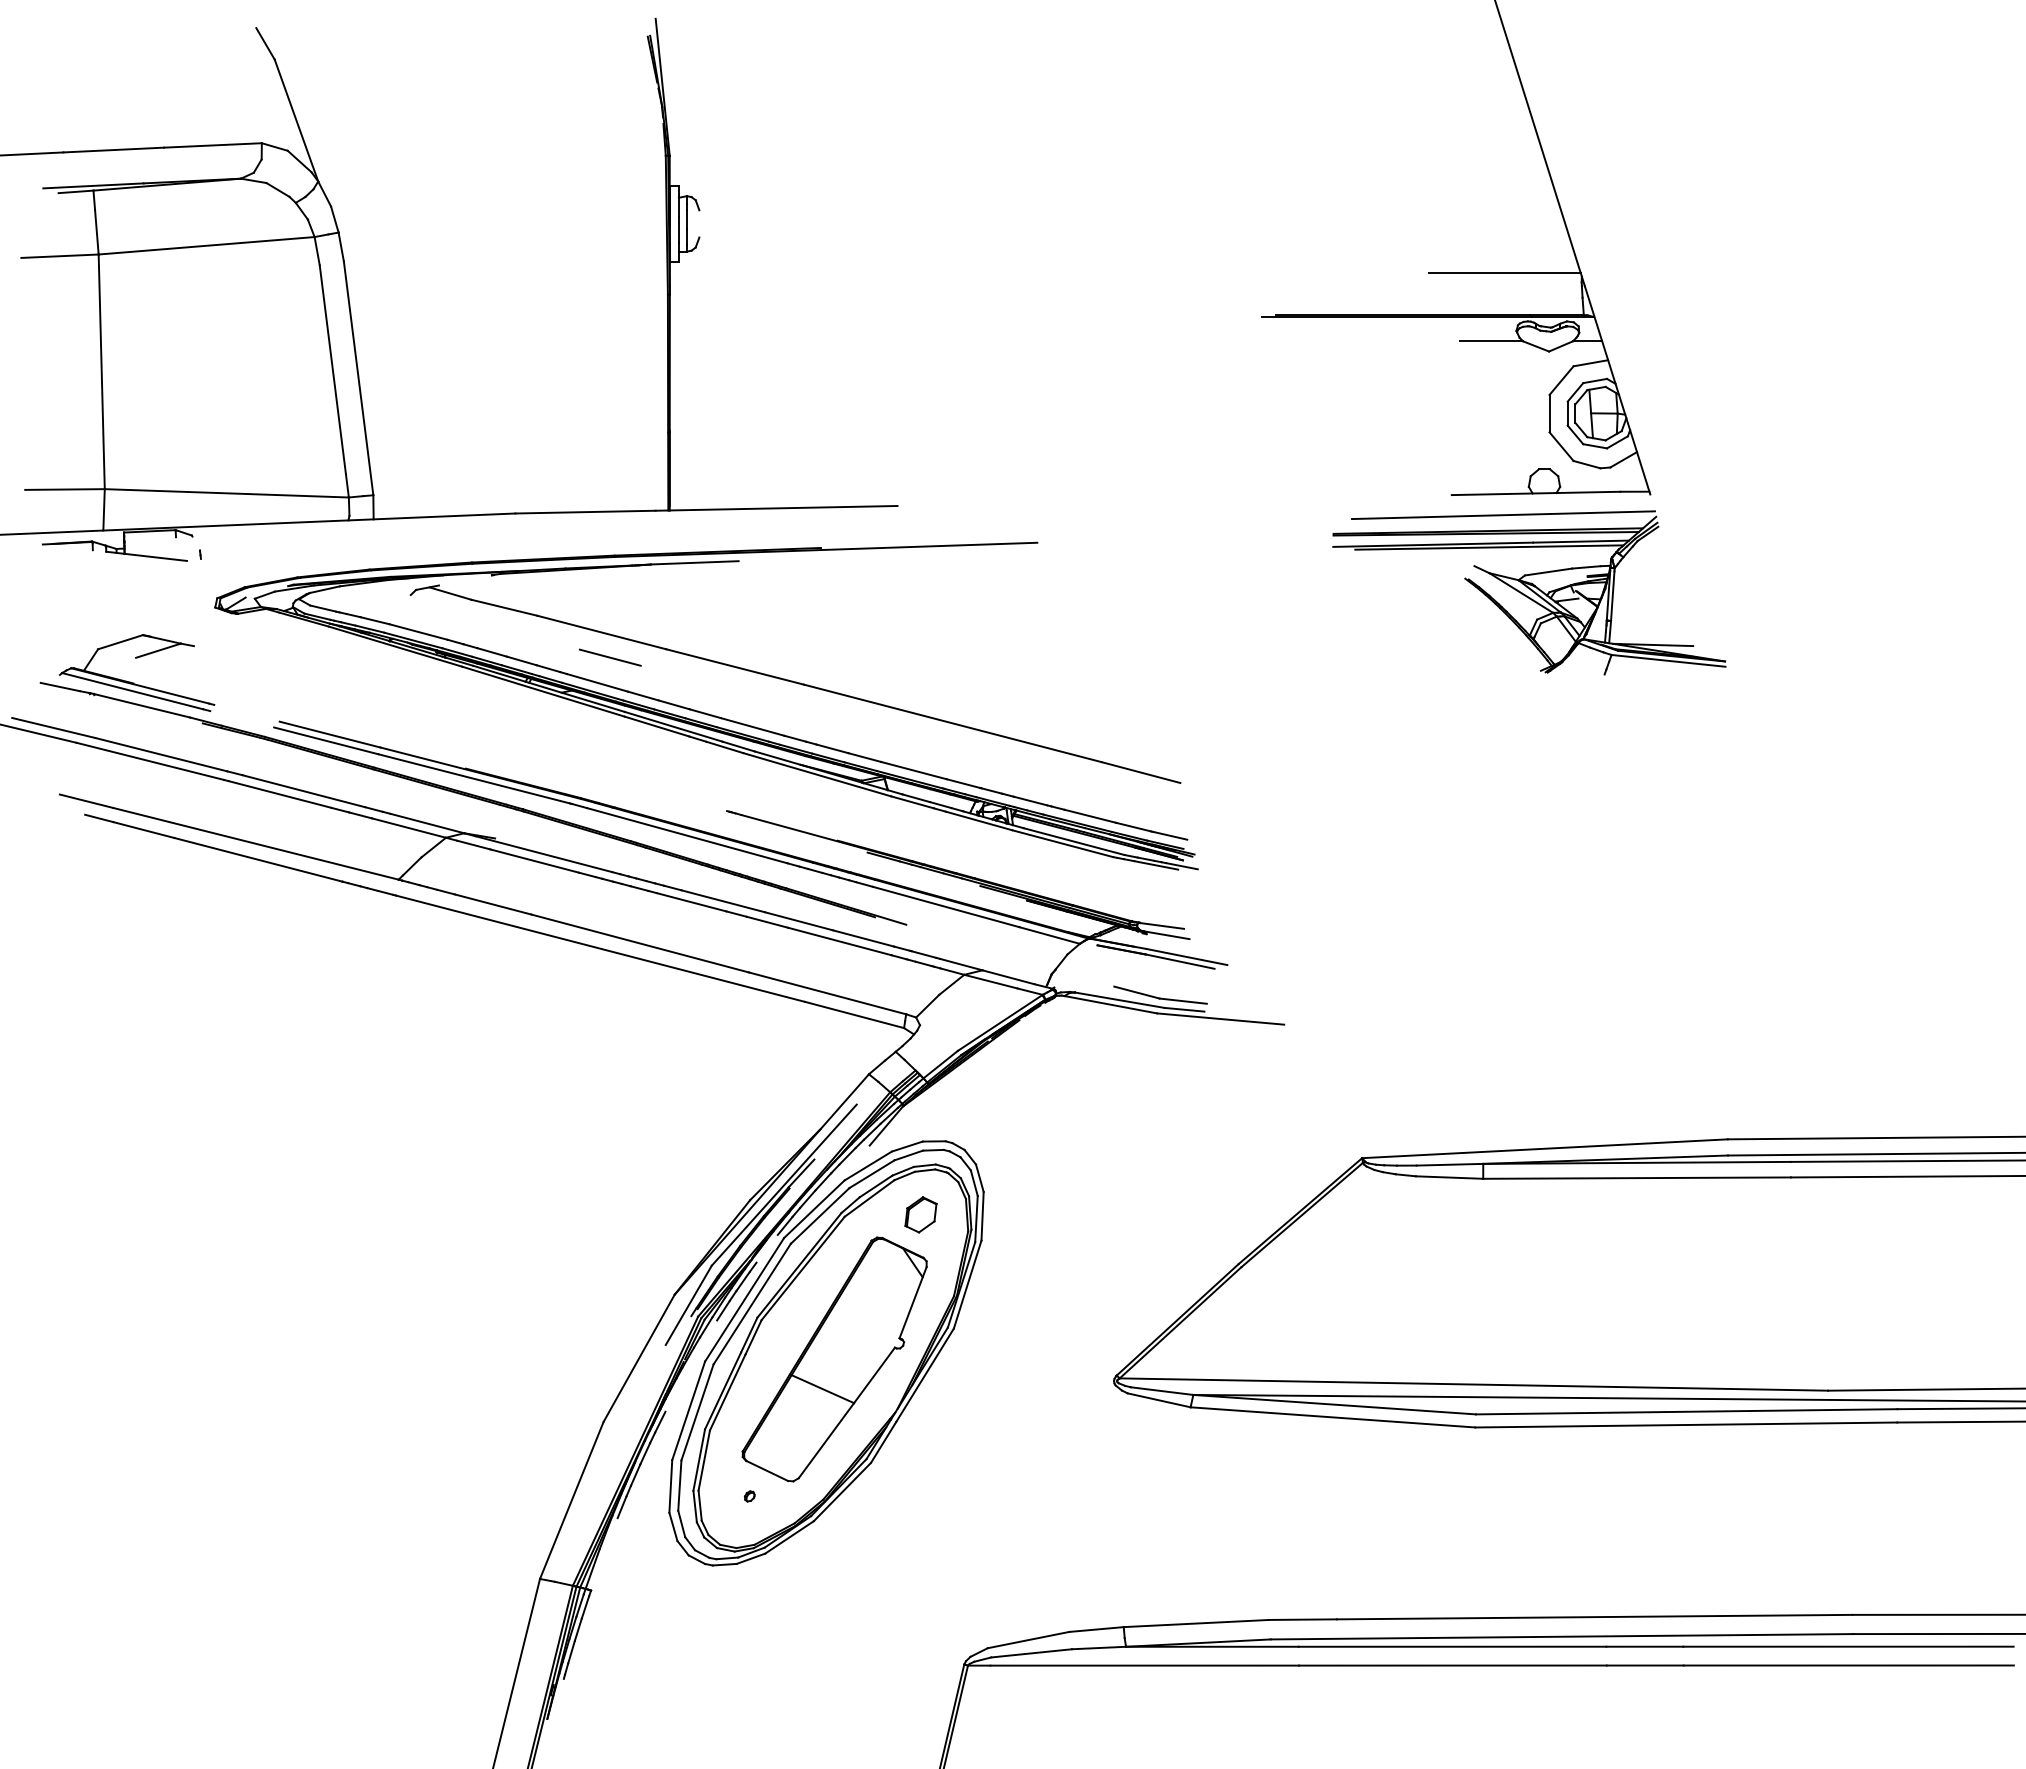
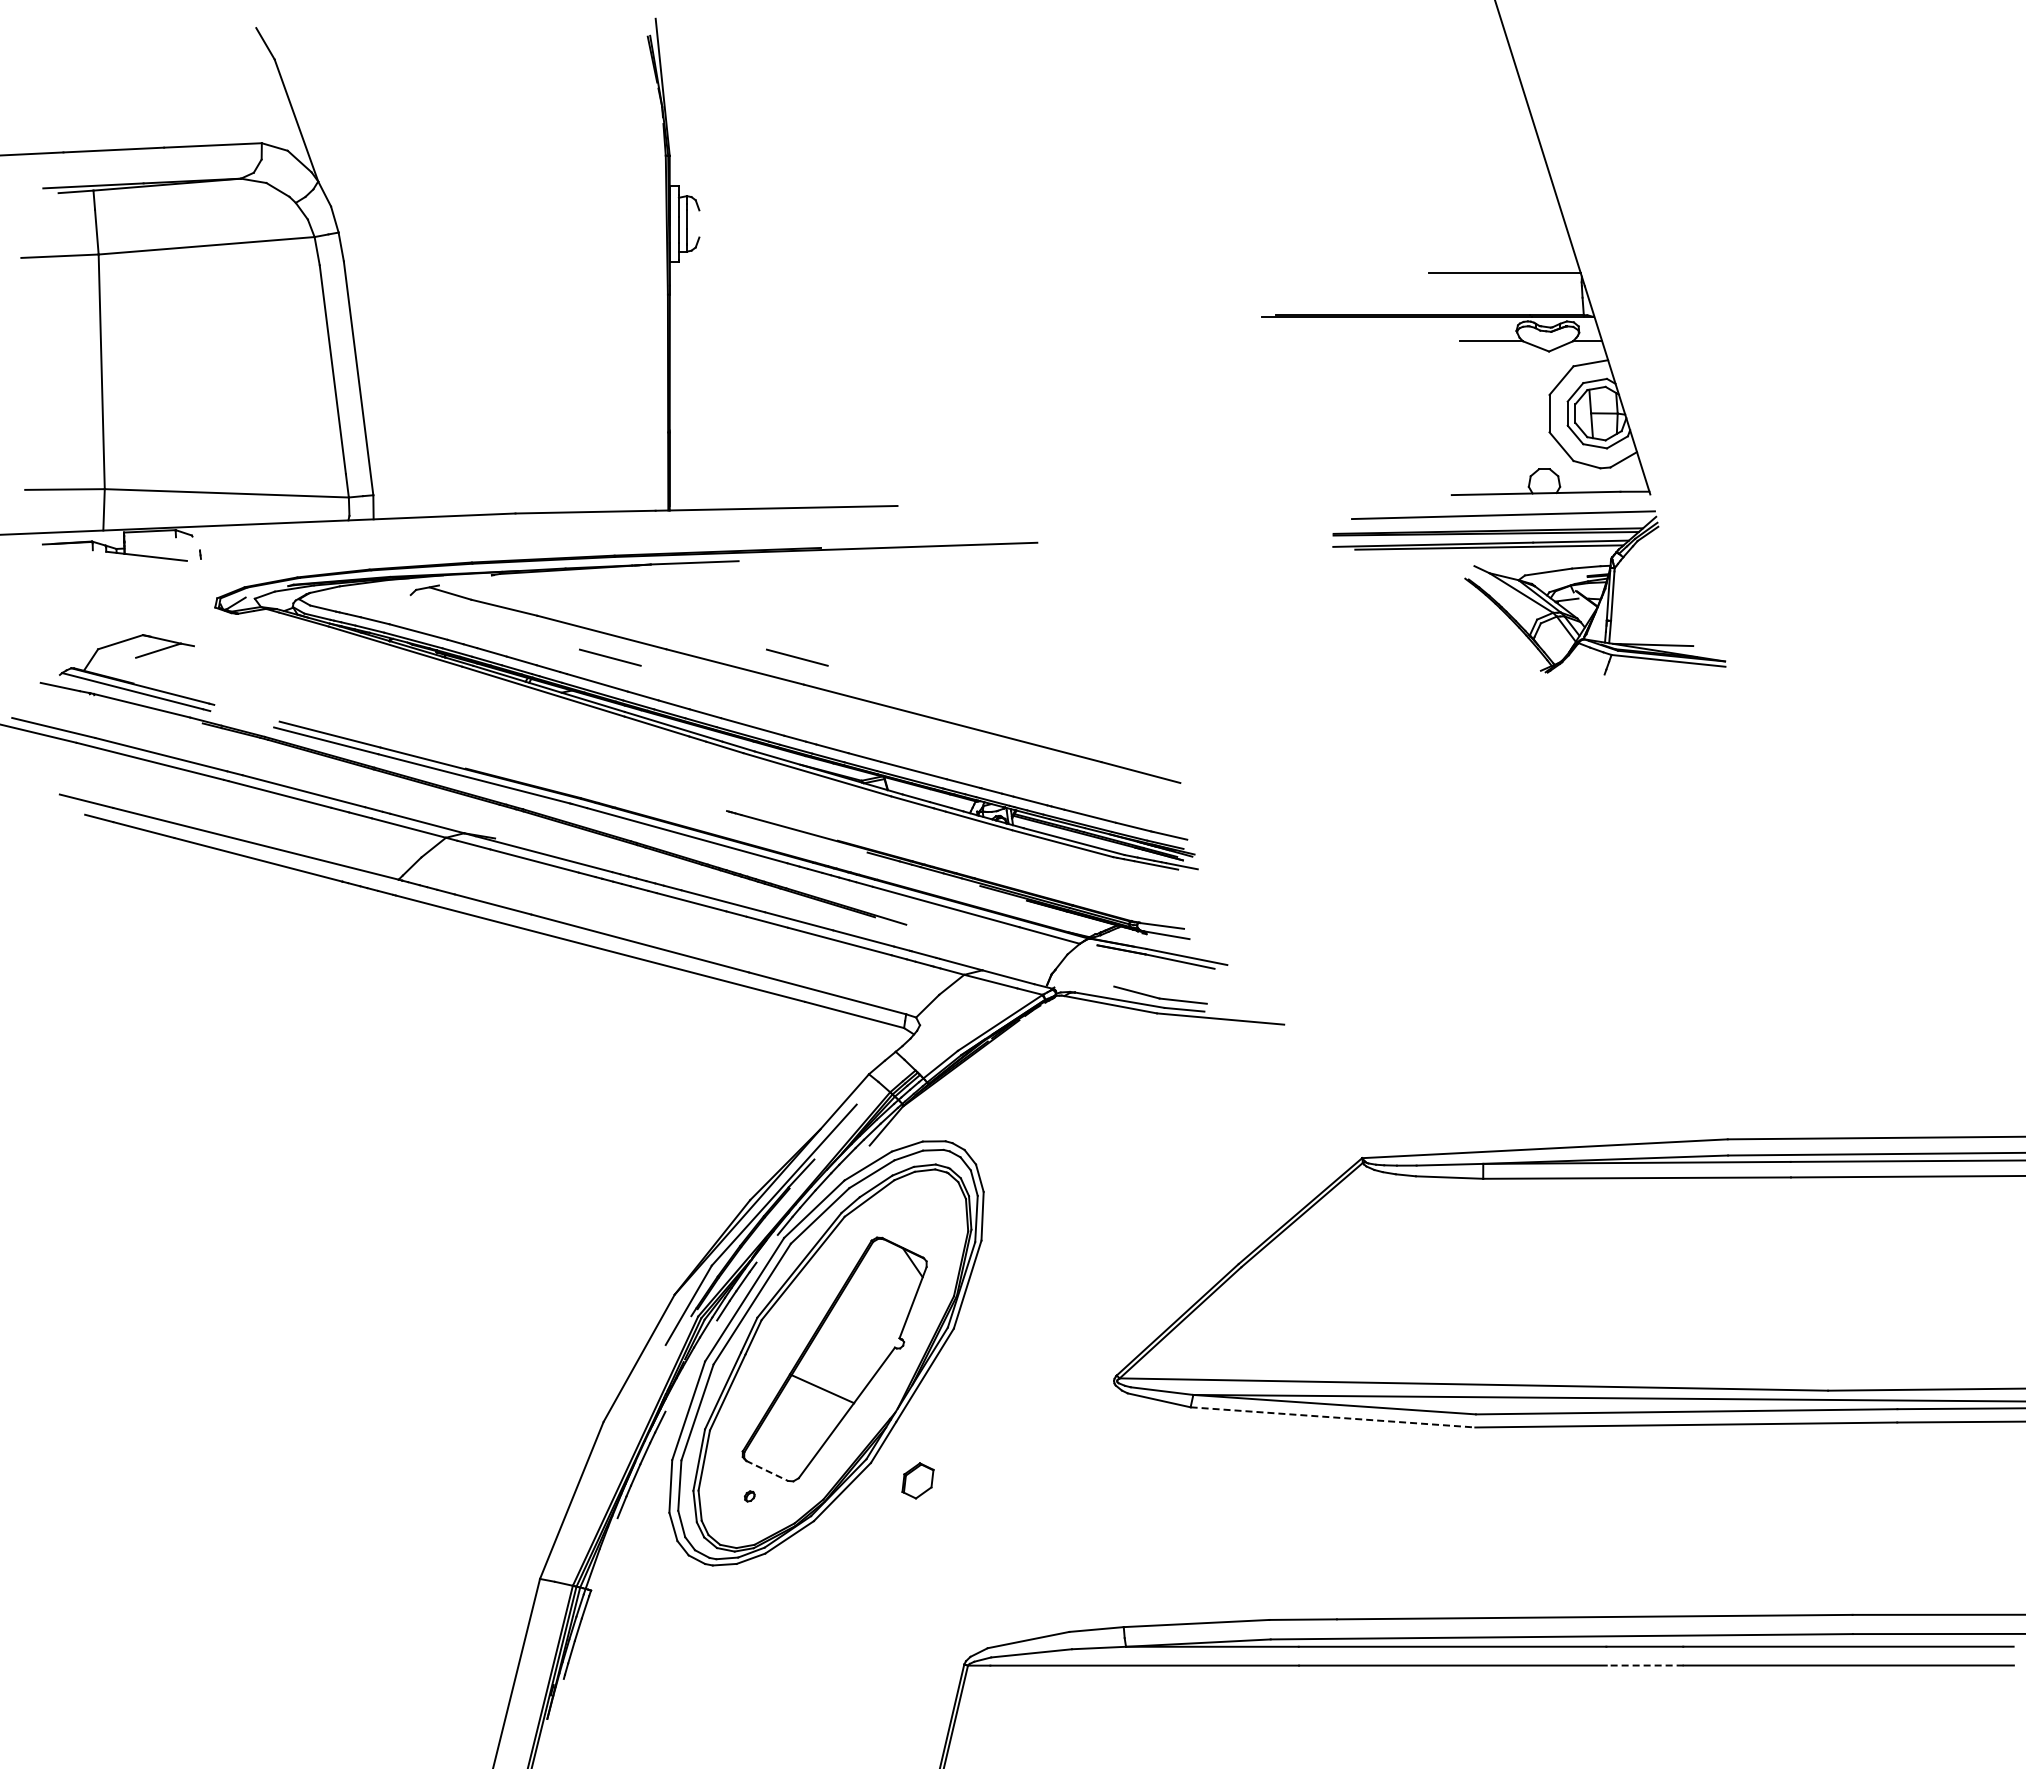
line: none -> present (797, 657)
part position: (920, 1214) -> (917, 1480) (917, 1480)
line: solid -> dashed (1332, 1417)
line: solid -> dashed (767, 1471)
line: solid -> dashed (1644, 1665)
